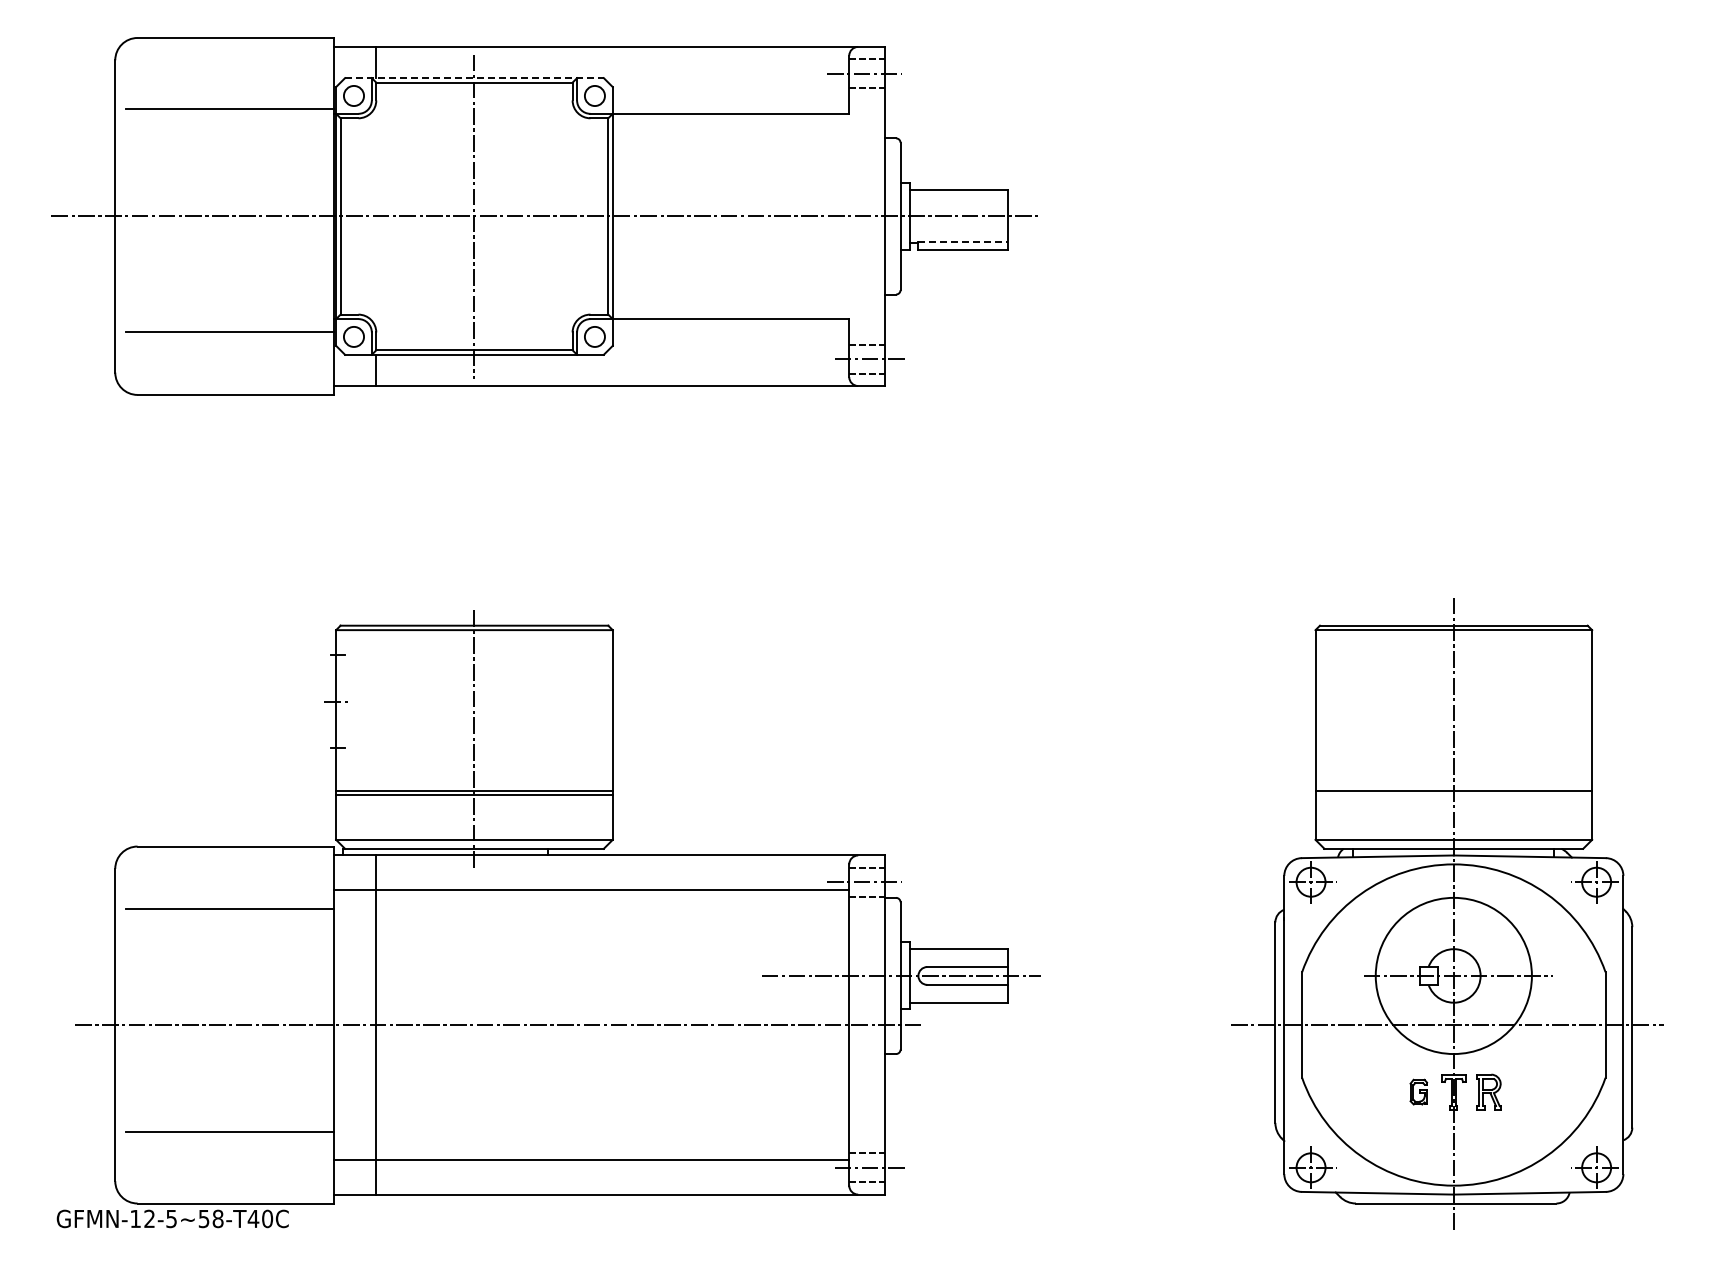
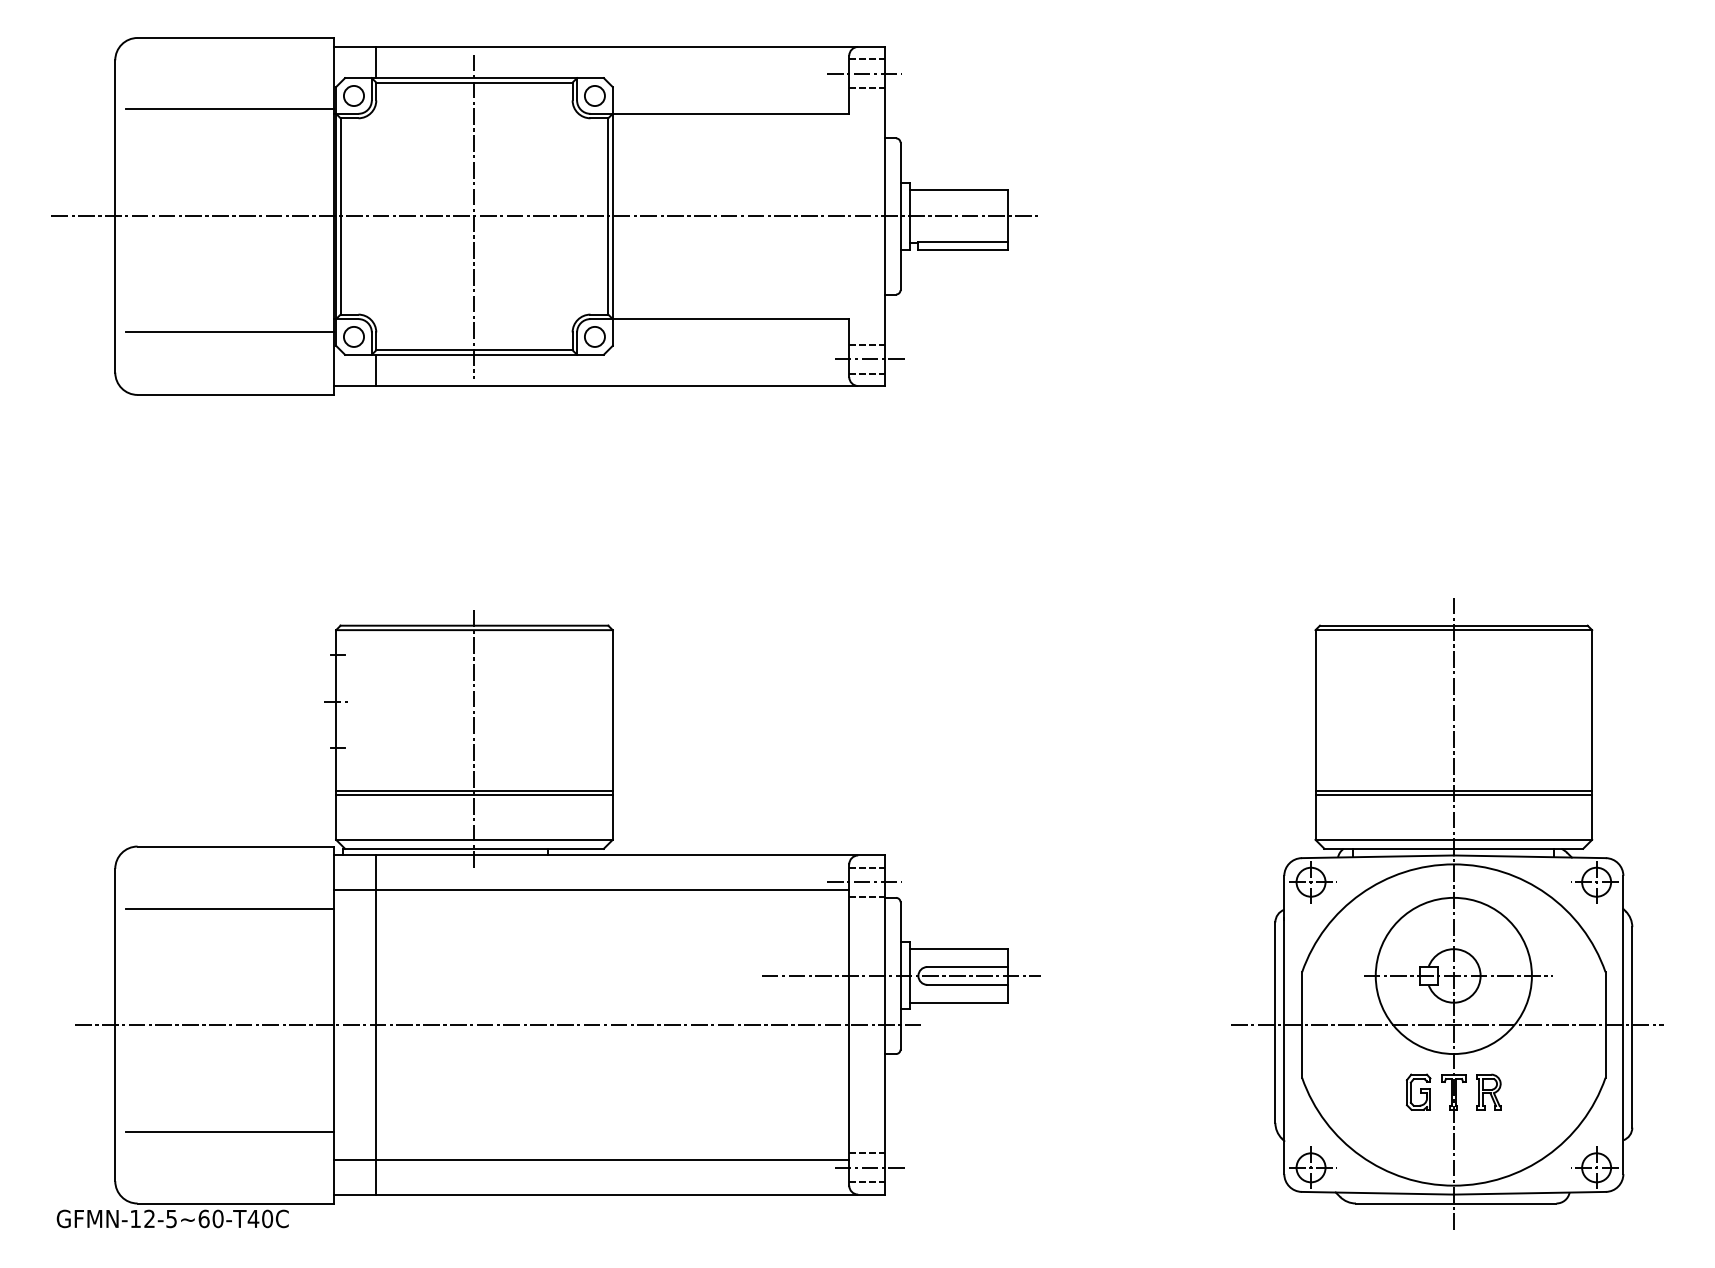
line: dashed -> solid (474, 78)
line: dashed -> solid (963, 241)
line: none -> present (1453, 795)
part size: 20x28 px -> 26x38 px (1418, 1091)
text: GFMN-12-5~58-T40C -> GFMN-12-5~60-T40C (210, 1218)
